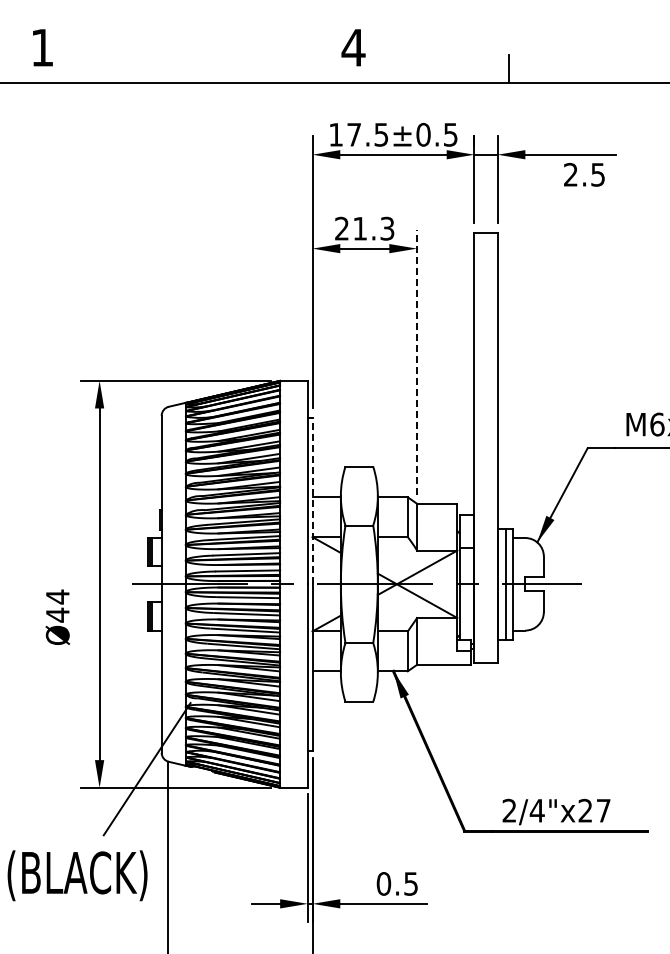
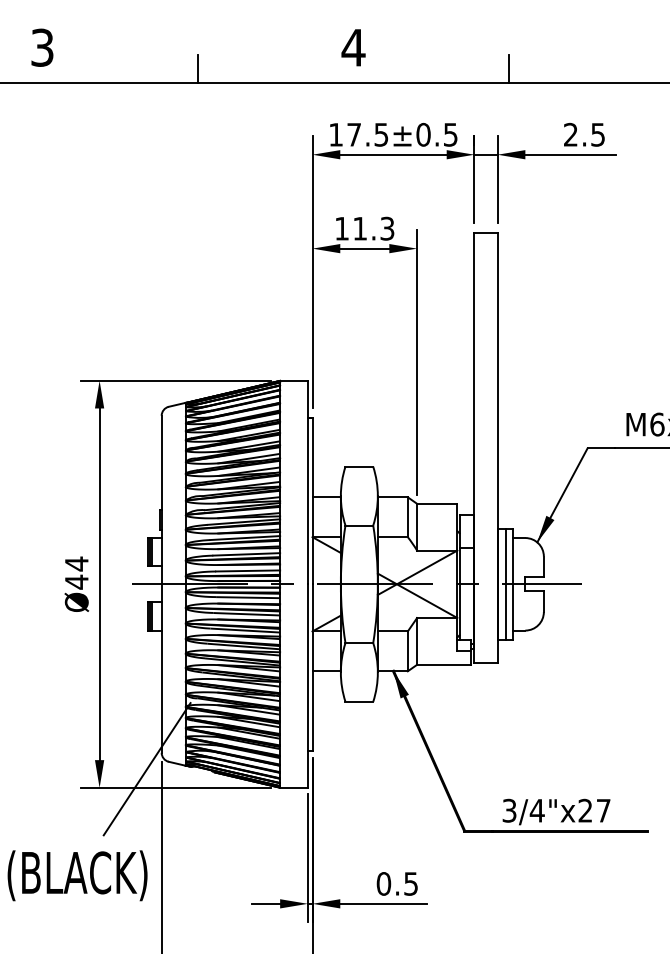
text: 1 -> 3 (42, 47)
line: none -> present (198, 68)
text position: (584, 174) -> (584, 134) (584, 134)
text: 21.3 -> 11.3 (341, 228)
line: dashed -> solid (417, 361)
line: dashed -> solid (312, 500)
text position: (57, 616) -> (76, 583) (76, 583)
text: 2/4"x27 -> 3/4"x27 (509, 810)
line position: (167, 856) -> (161, 856) (161, 856)
